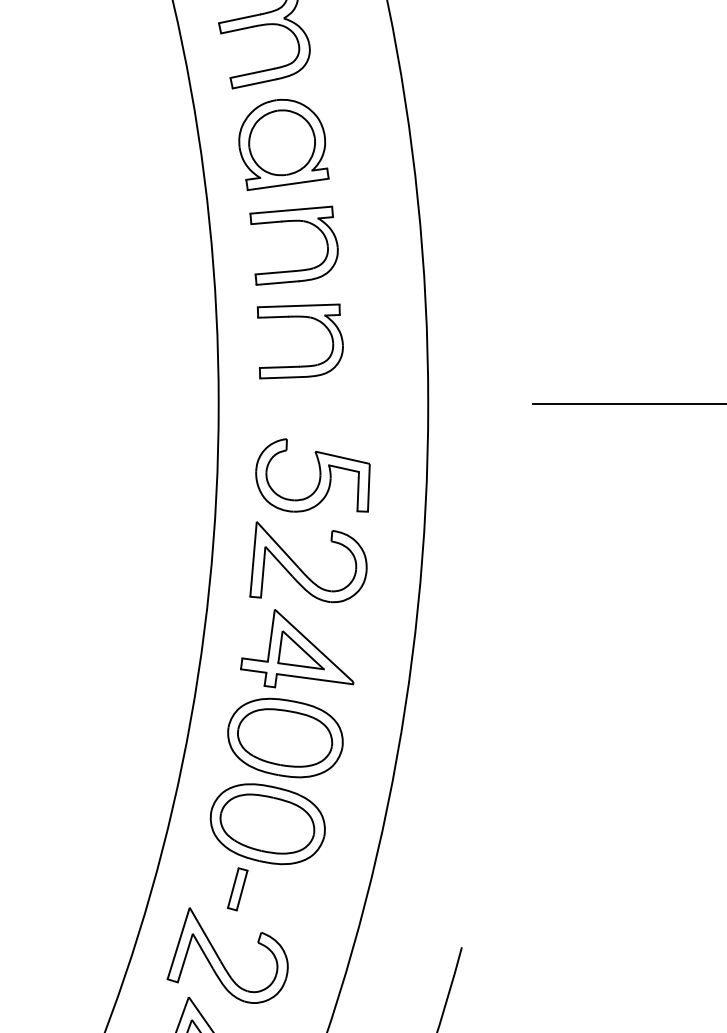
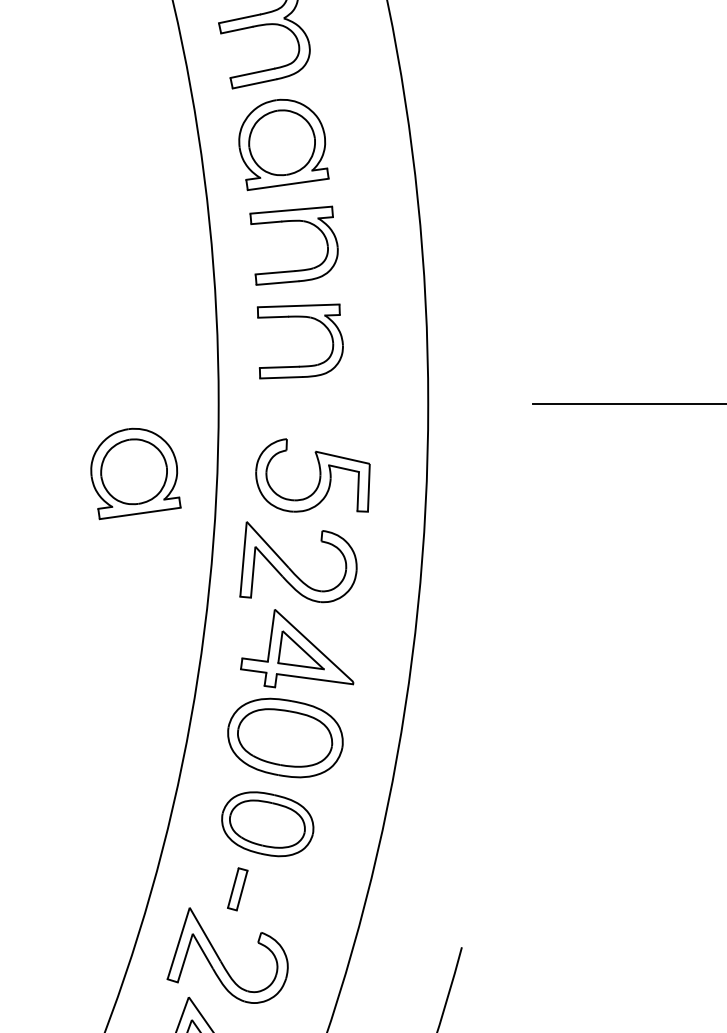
part: none -> present (135, 473)
part position: (301, 569) -> (291, 569) (291, 569)
part size: 117x83 px -> 94x67 px (267, 824)
